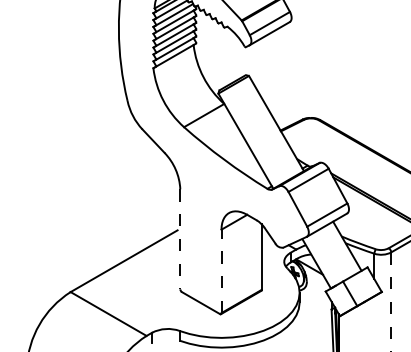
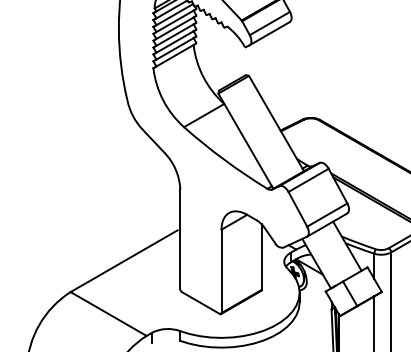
line: dashed -> solid (180, 239)
line: dashed -> solid (221, 271)
line: dashed -> solid (391, 302)
line: none -> present (374, 322)
